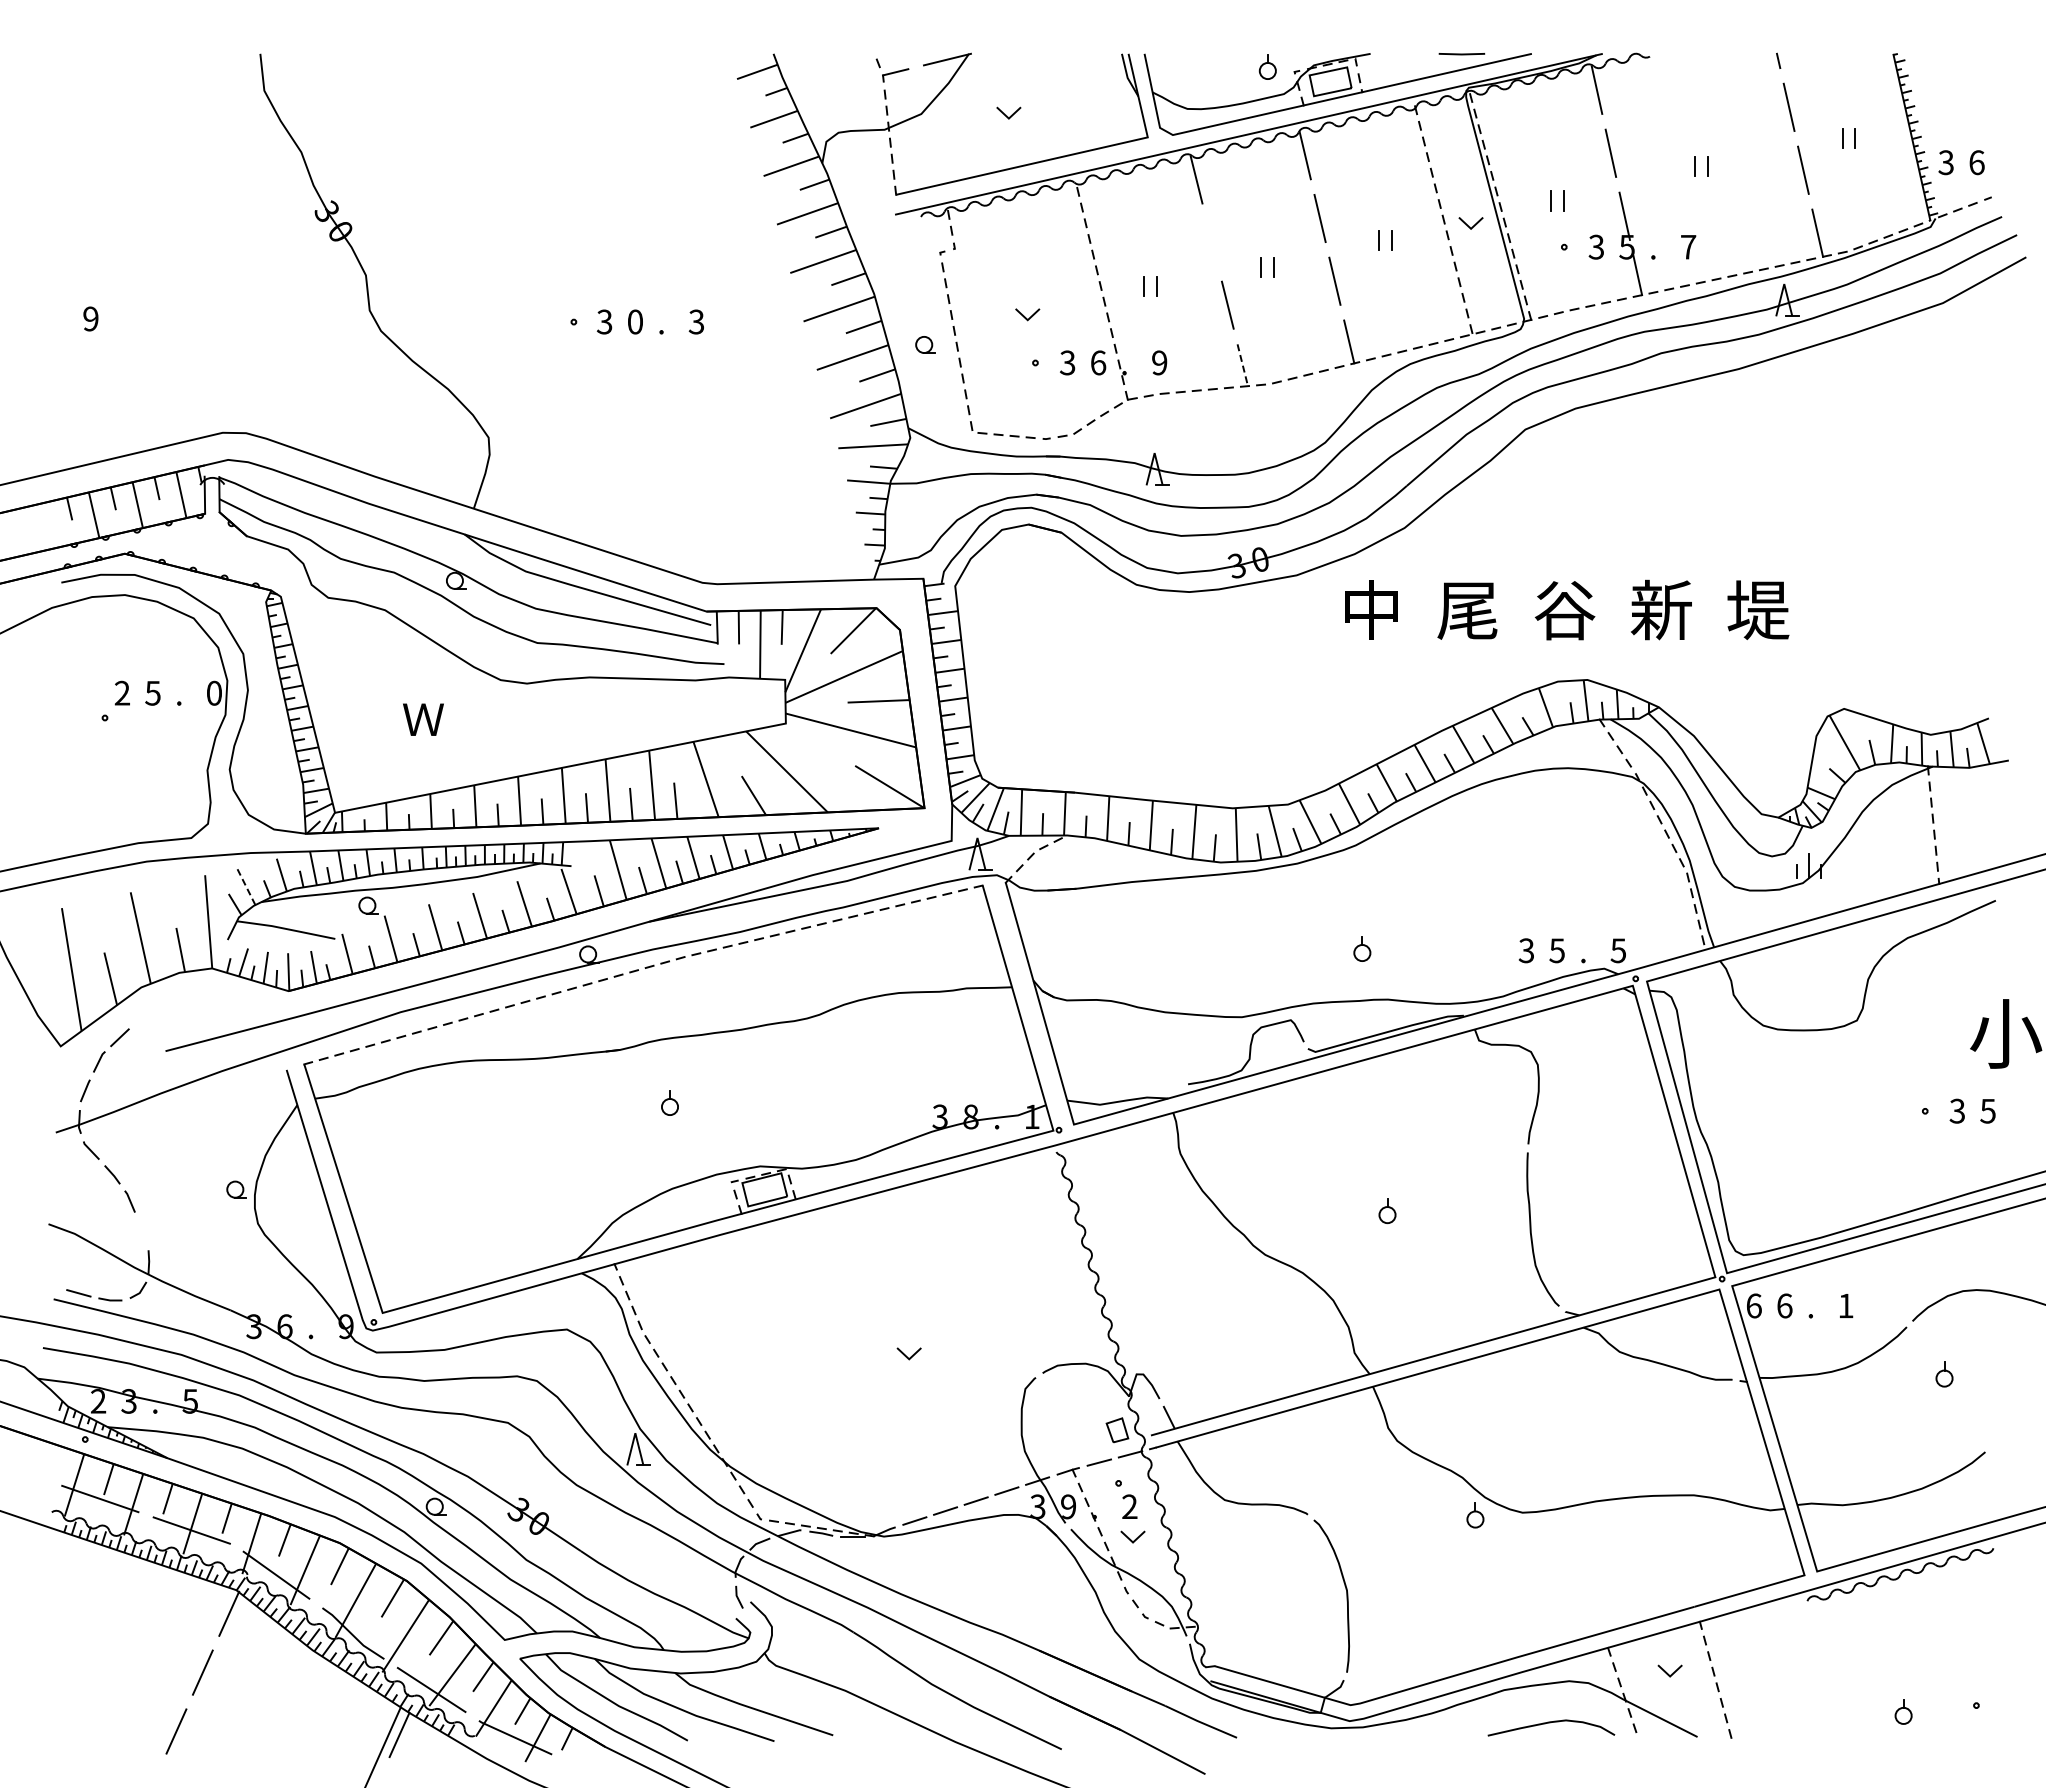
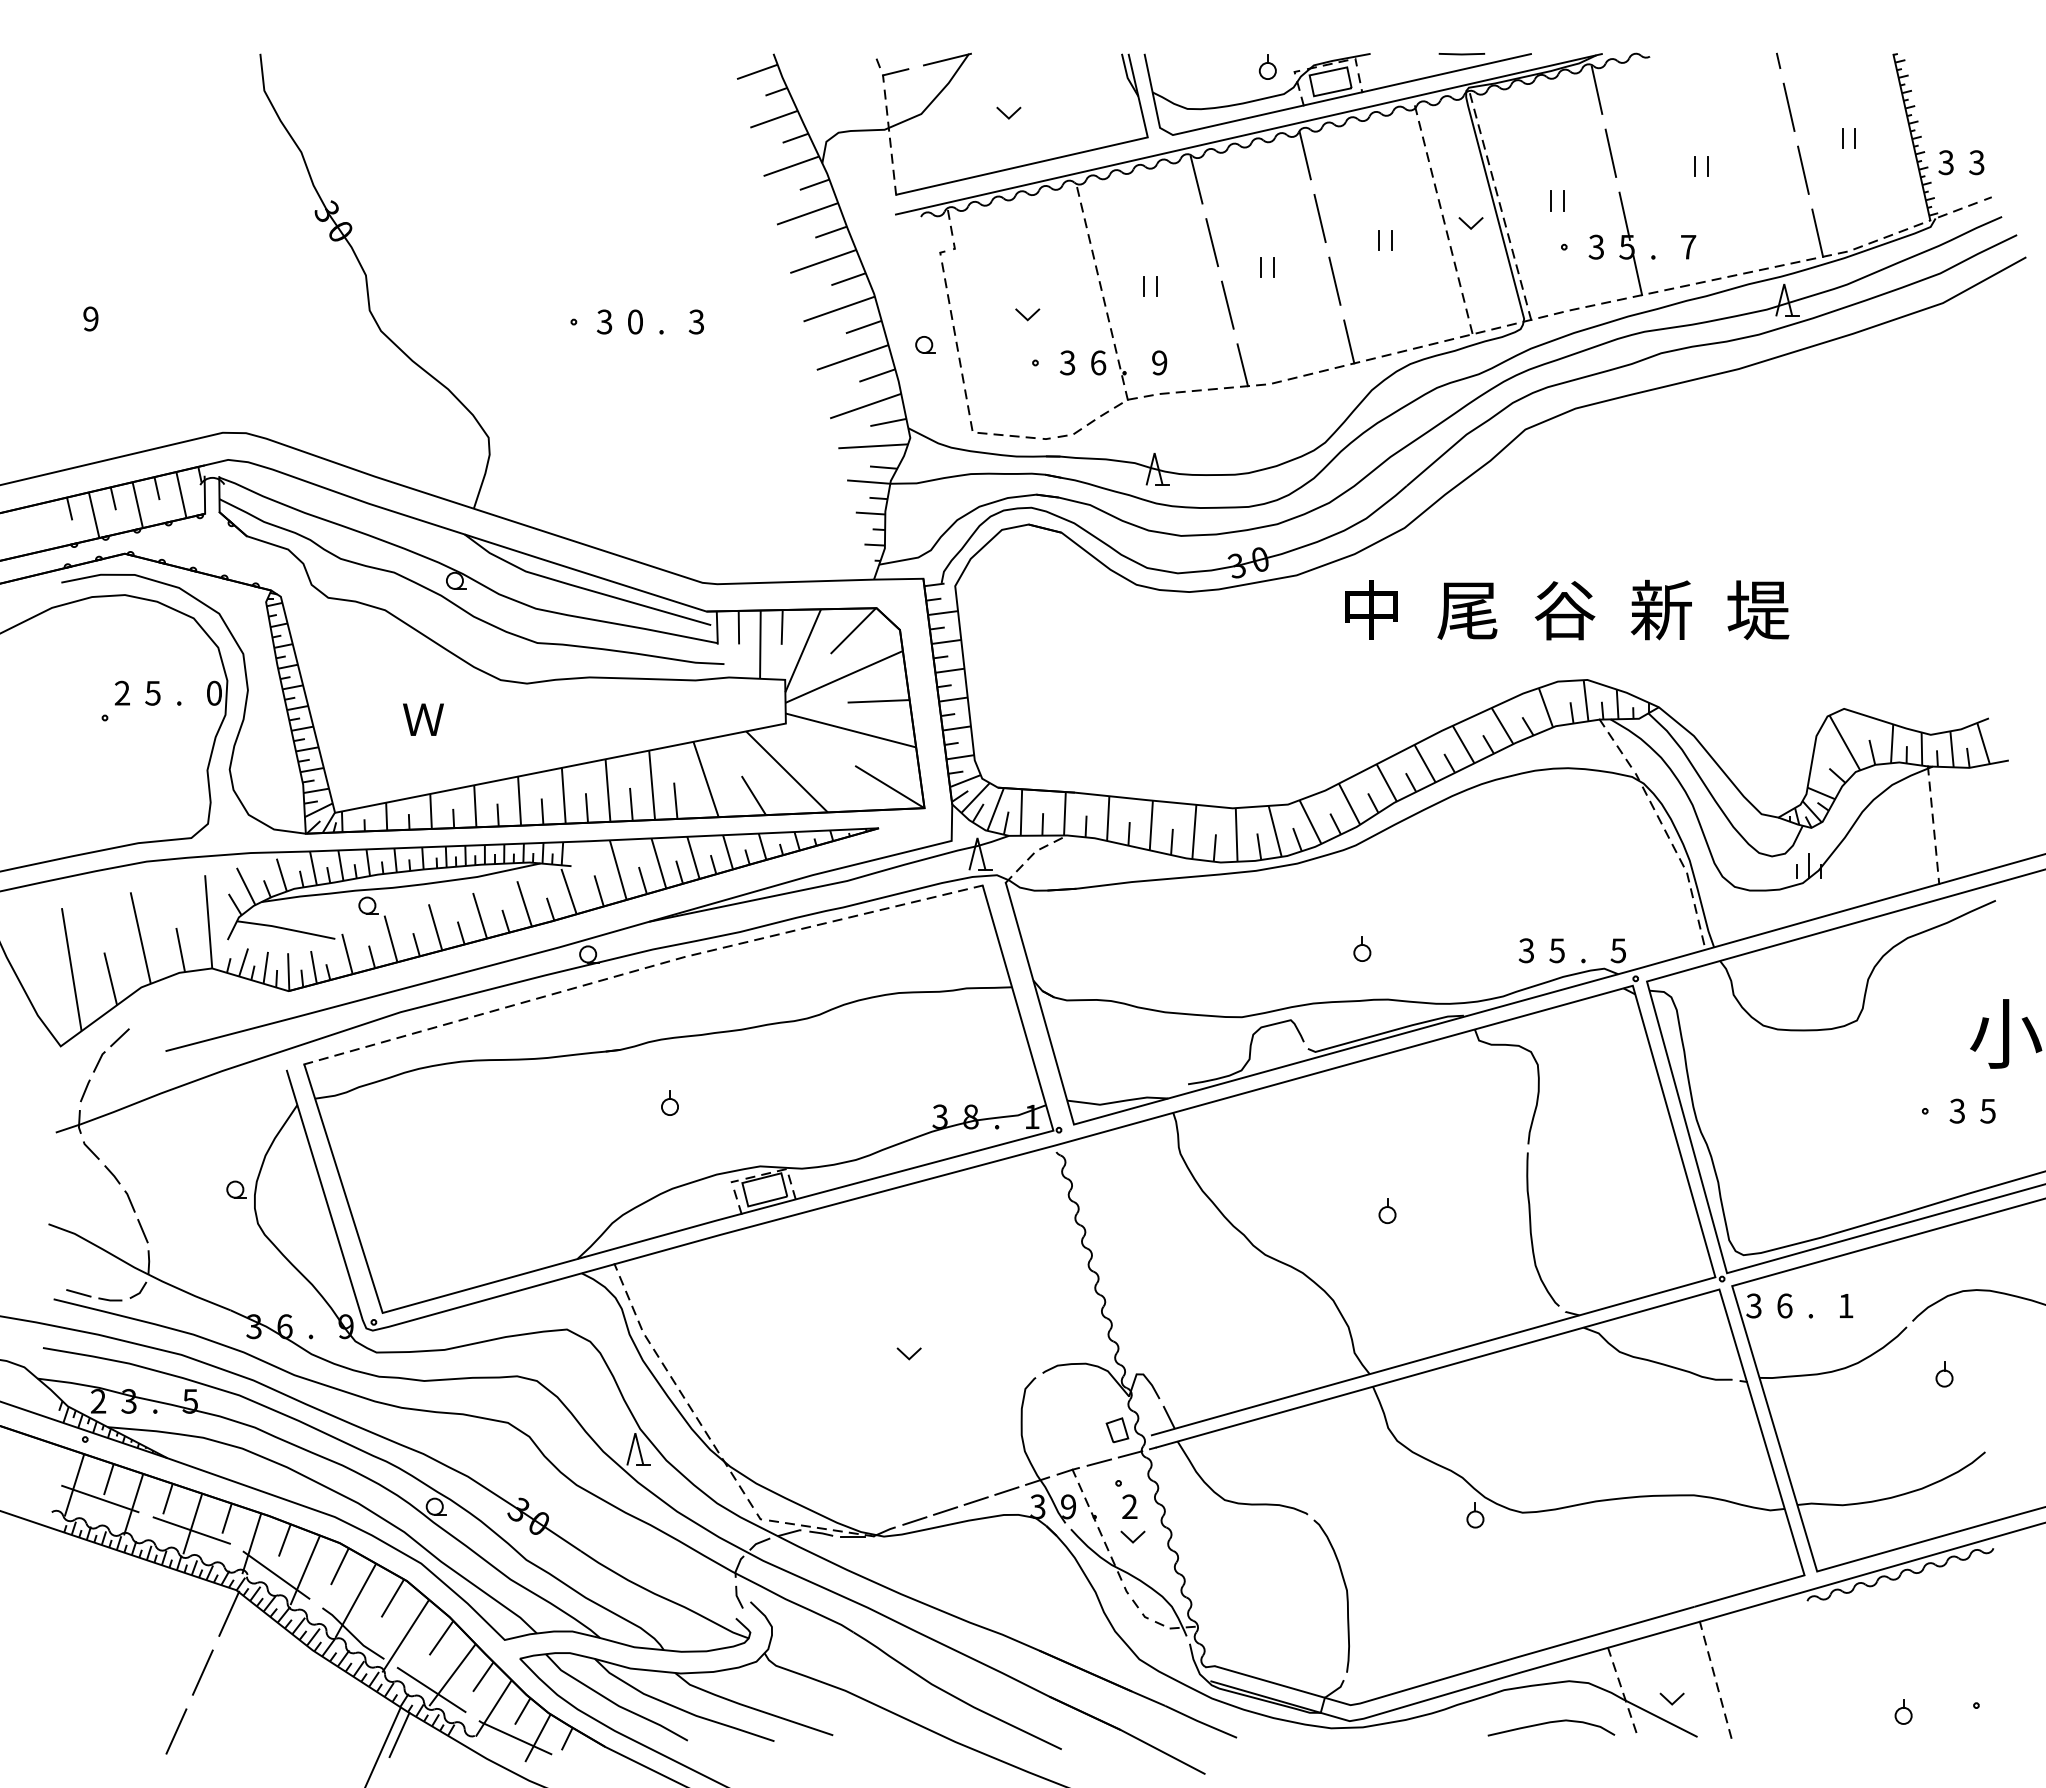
text: 6 -> 3 (1976, 162)
line: none -> present (1212, 242)
line: dashed -> solid (1242, 365)
line: dashed -> solid (246, 886)
line: none -> present (142, 1231)
text: 6 -> 3 (1753, 1305)
line position: (1667, 1672) -> (1669, 1700) (1669, 1700)
